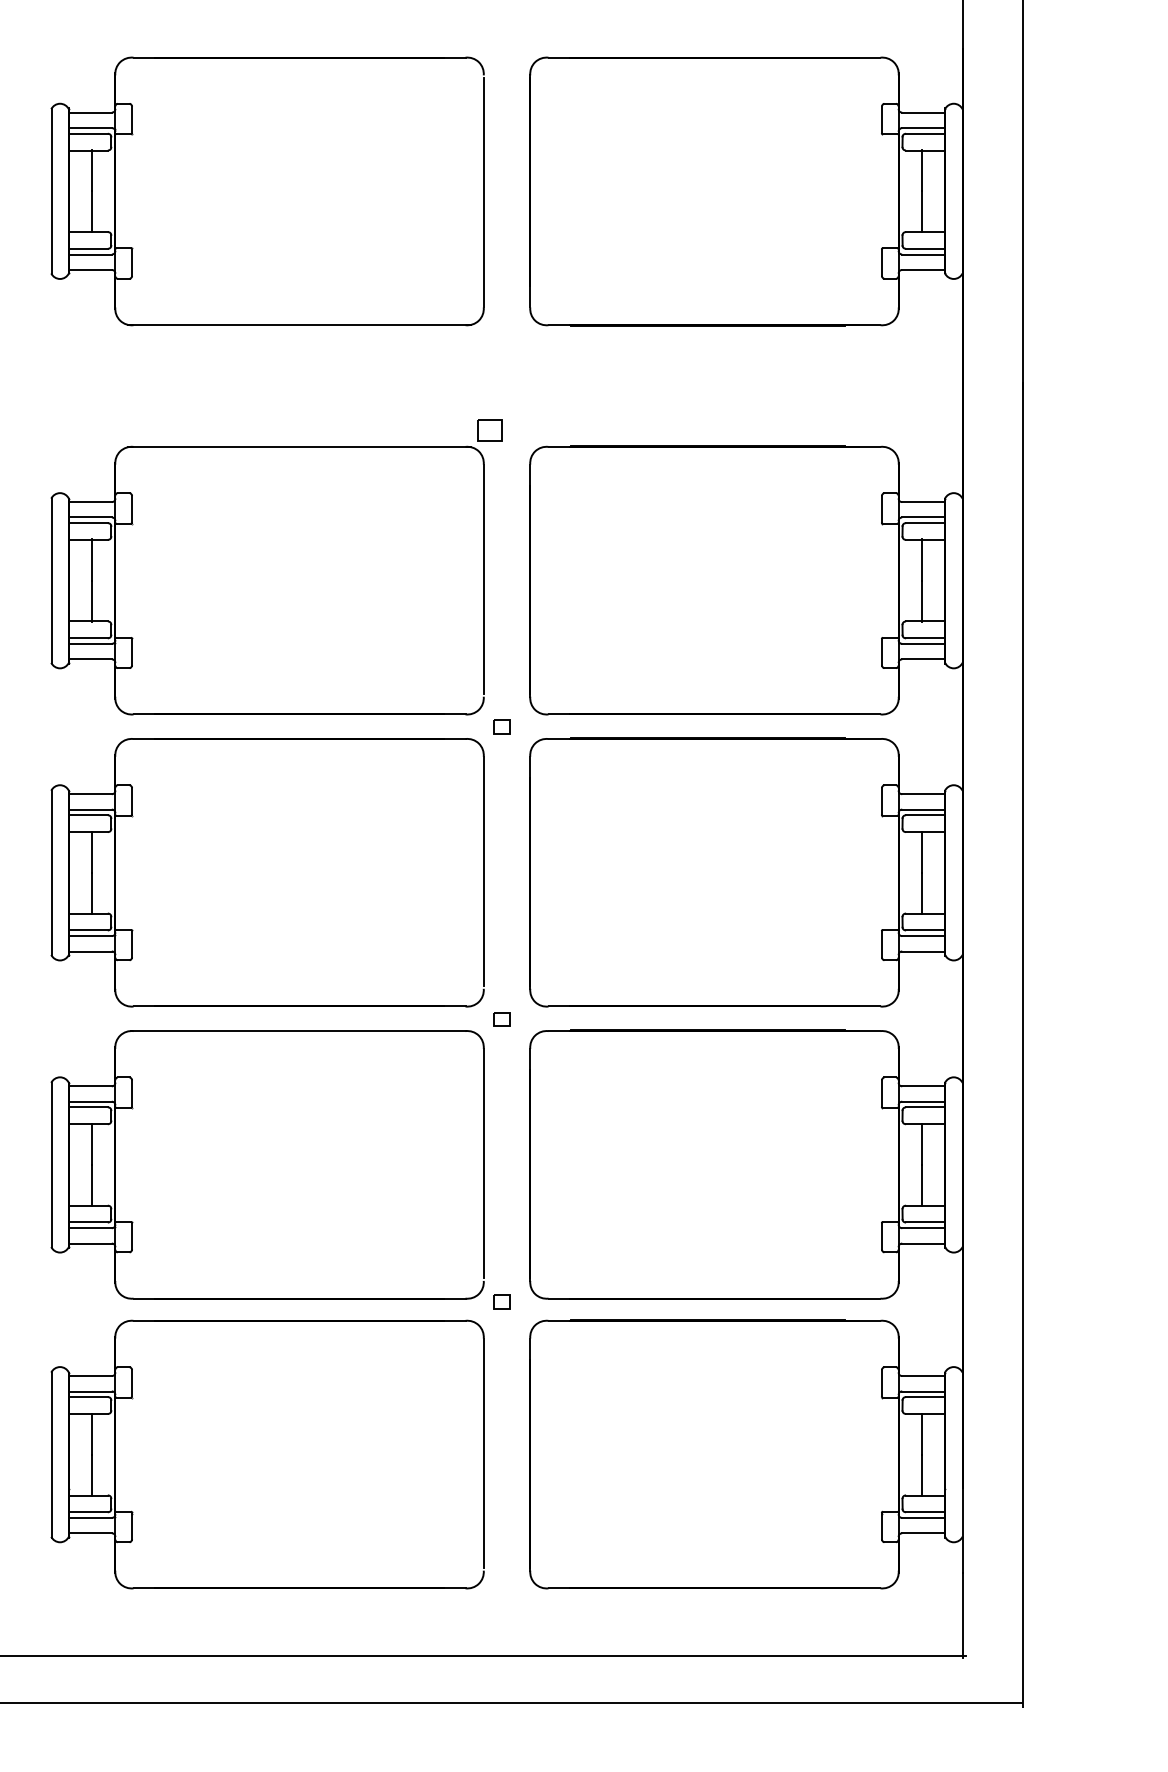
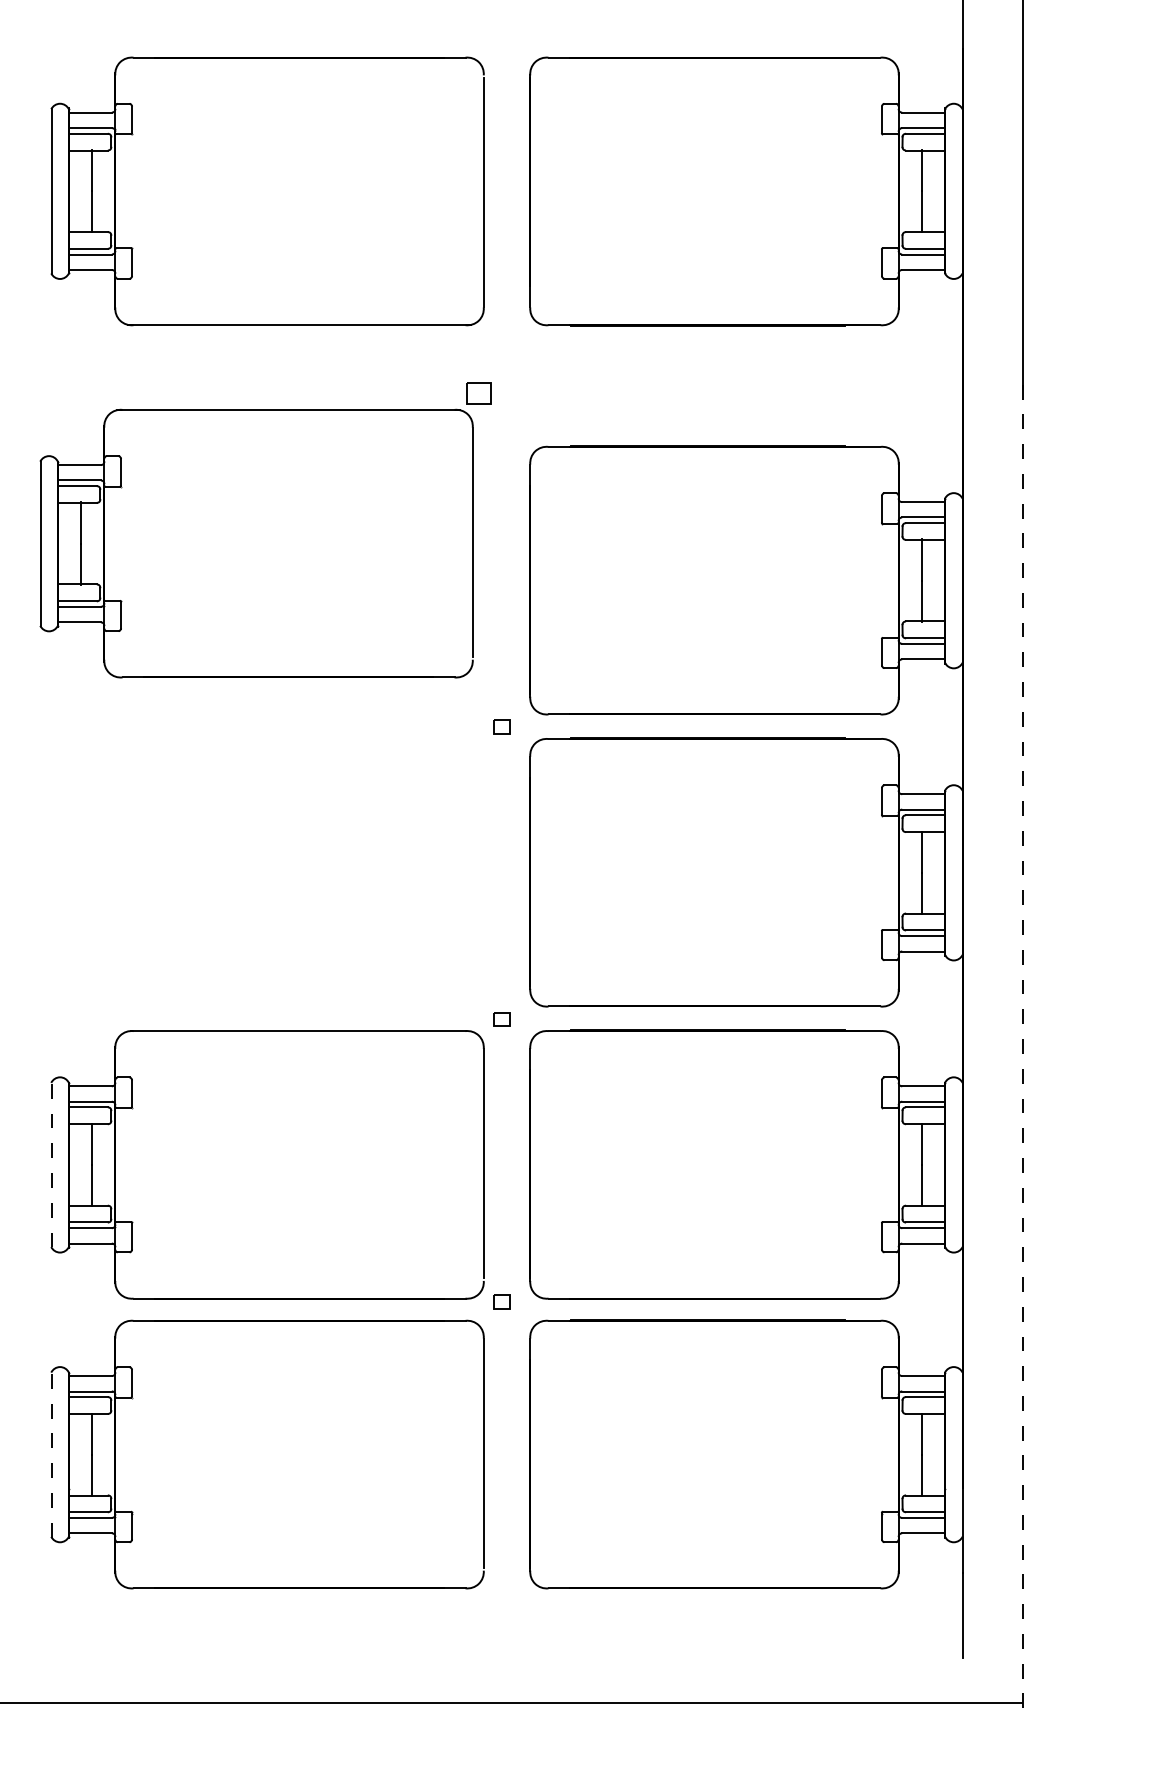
part position: (276, 447) -> (265, 410) (265, 410)
part: present -> none (267, 739)
line: solid -> dashed (1022, 1044)
line: solid -> dashed (51, 1164)
line: solid -> dashed (51, 1454)
line: present -> none (483, 1655)
